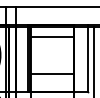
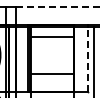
line: solid -> dashed (58, 6)
line: solid -> dashed (87, 59)
